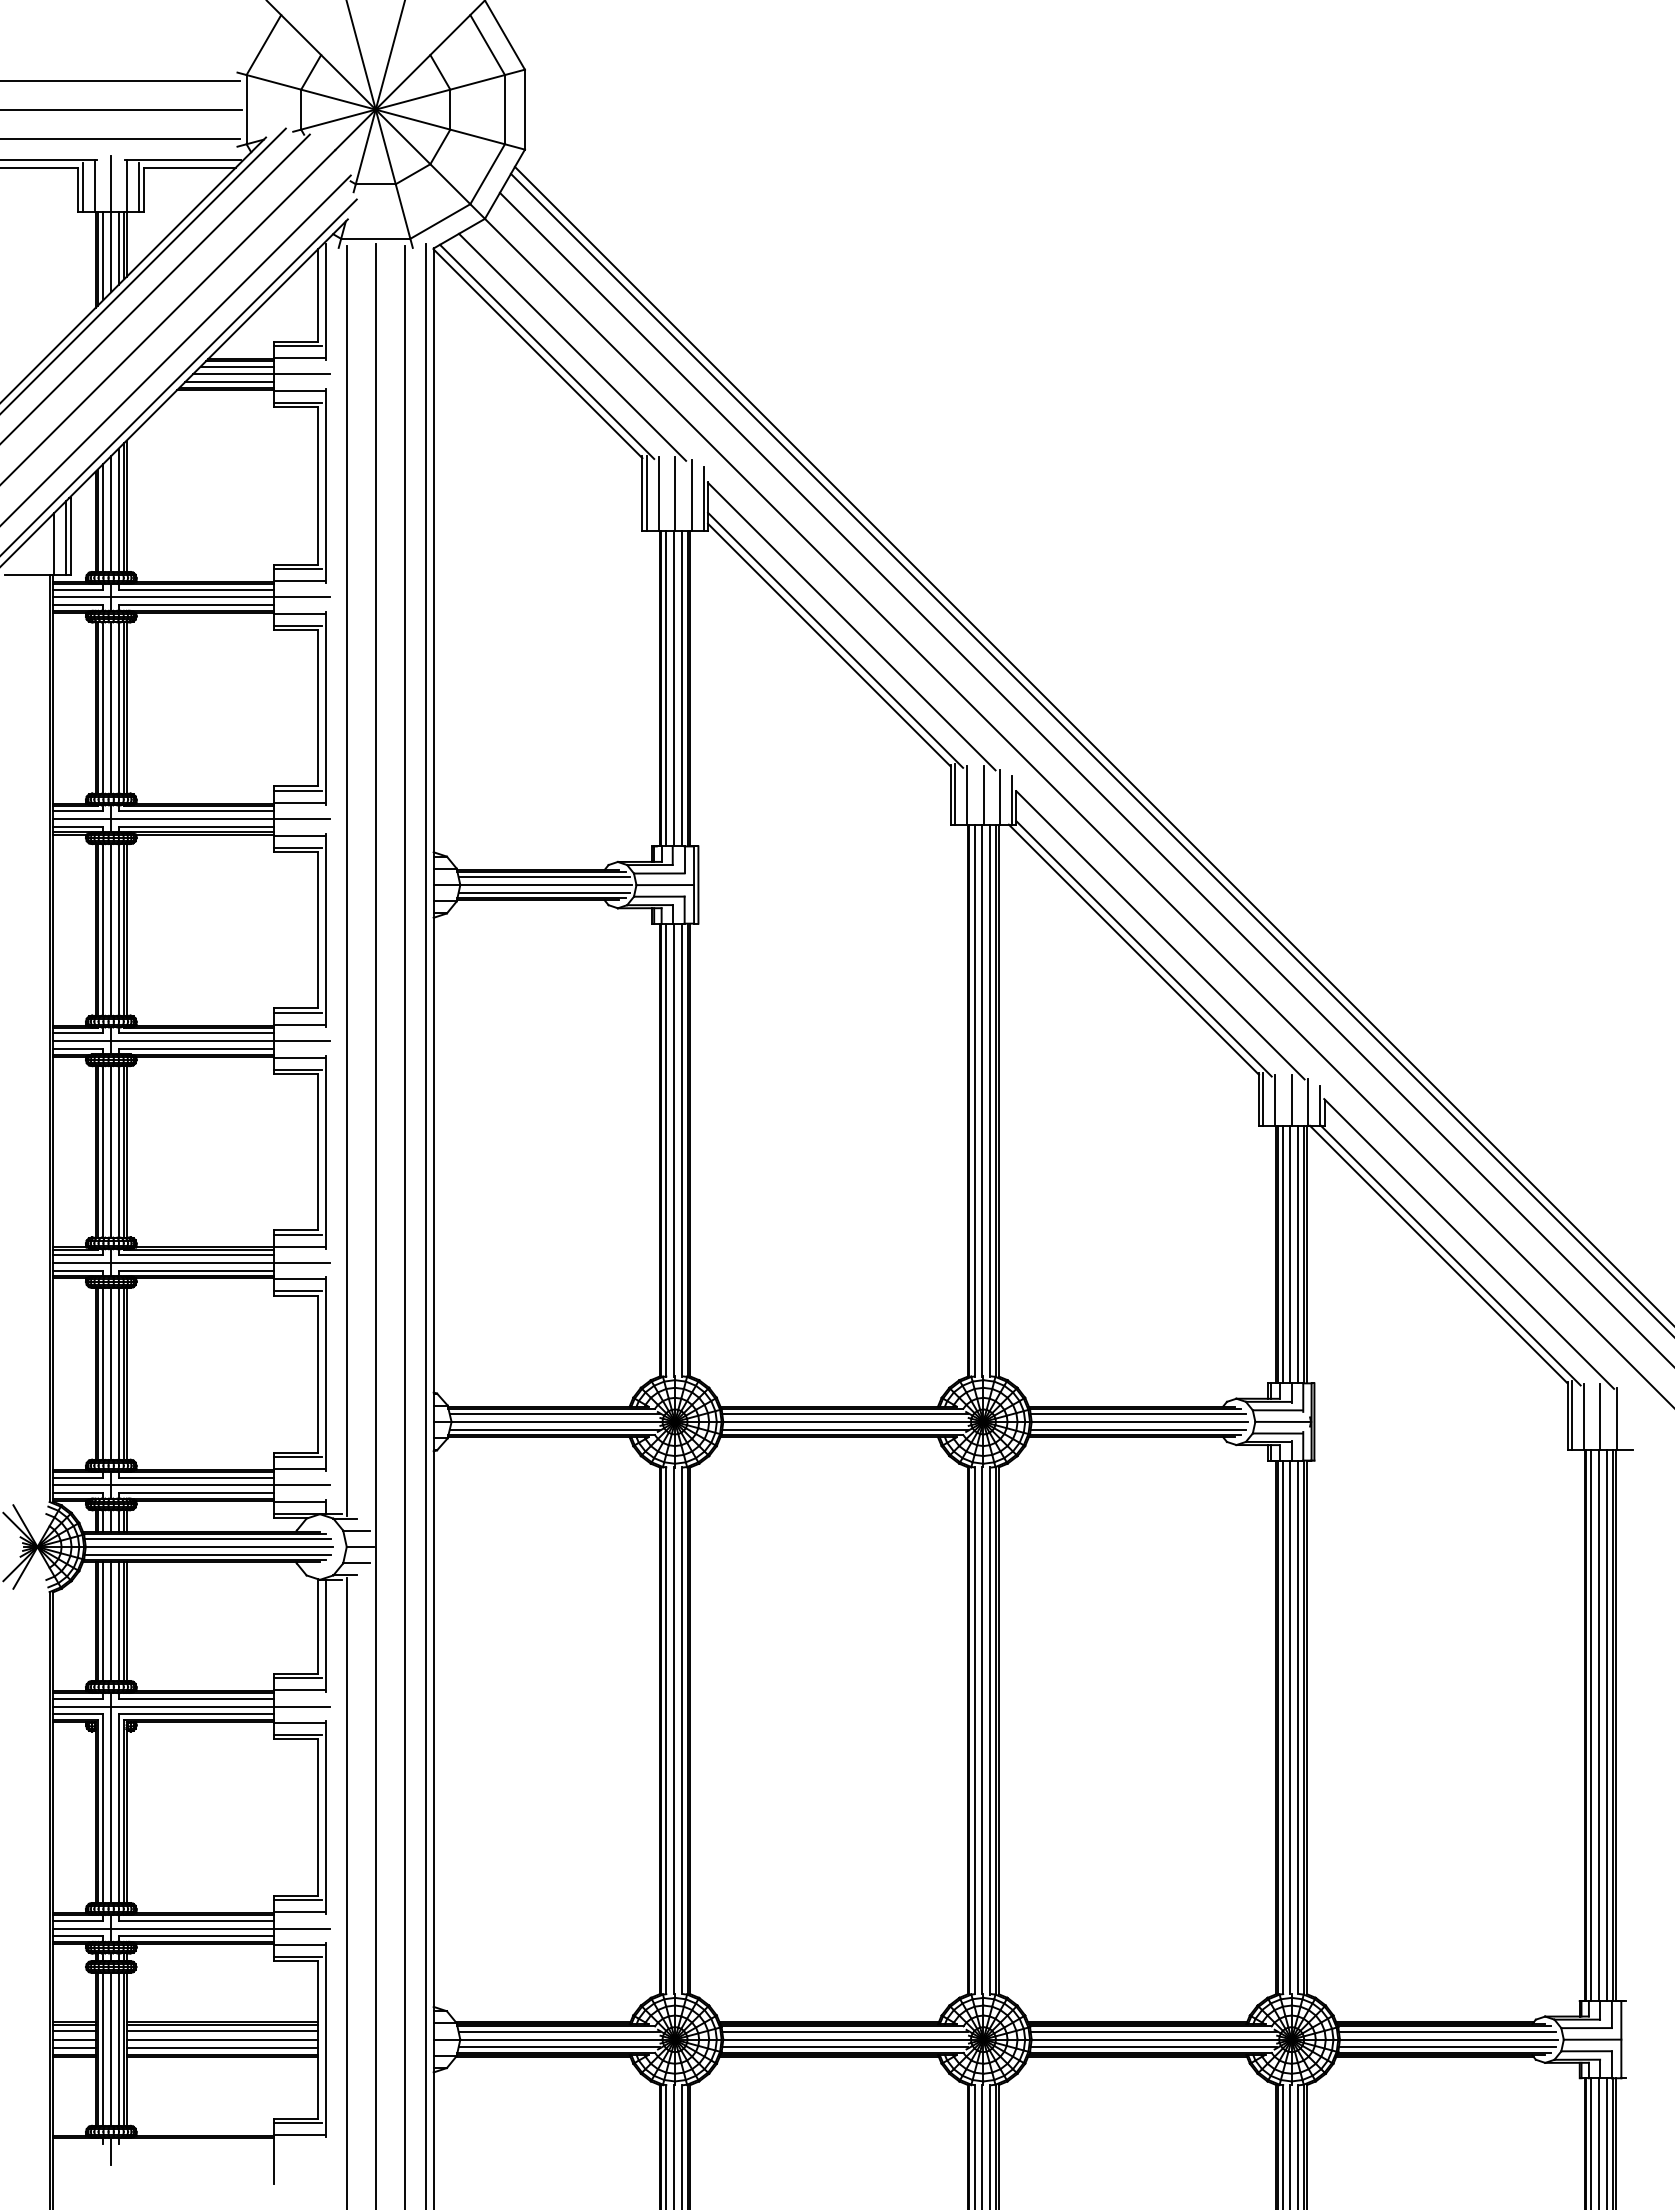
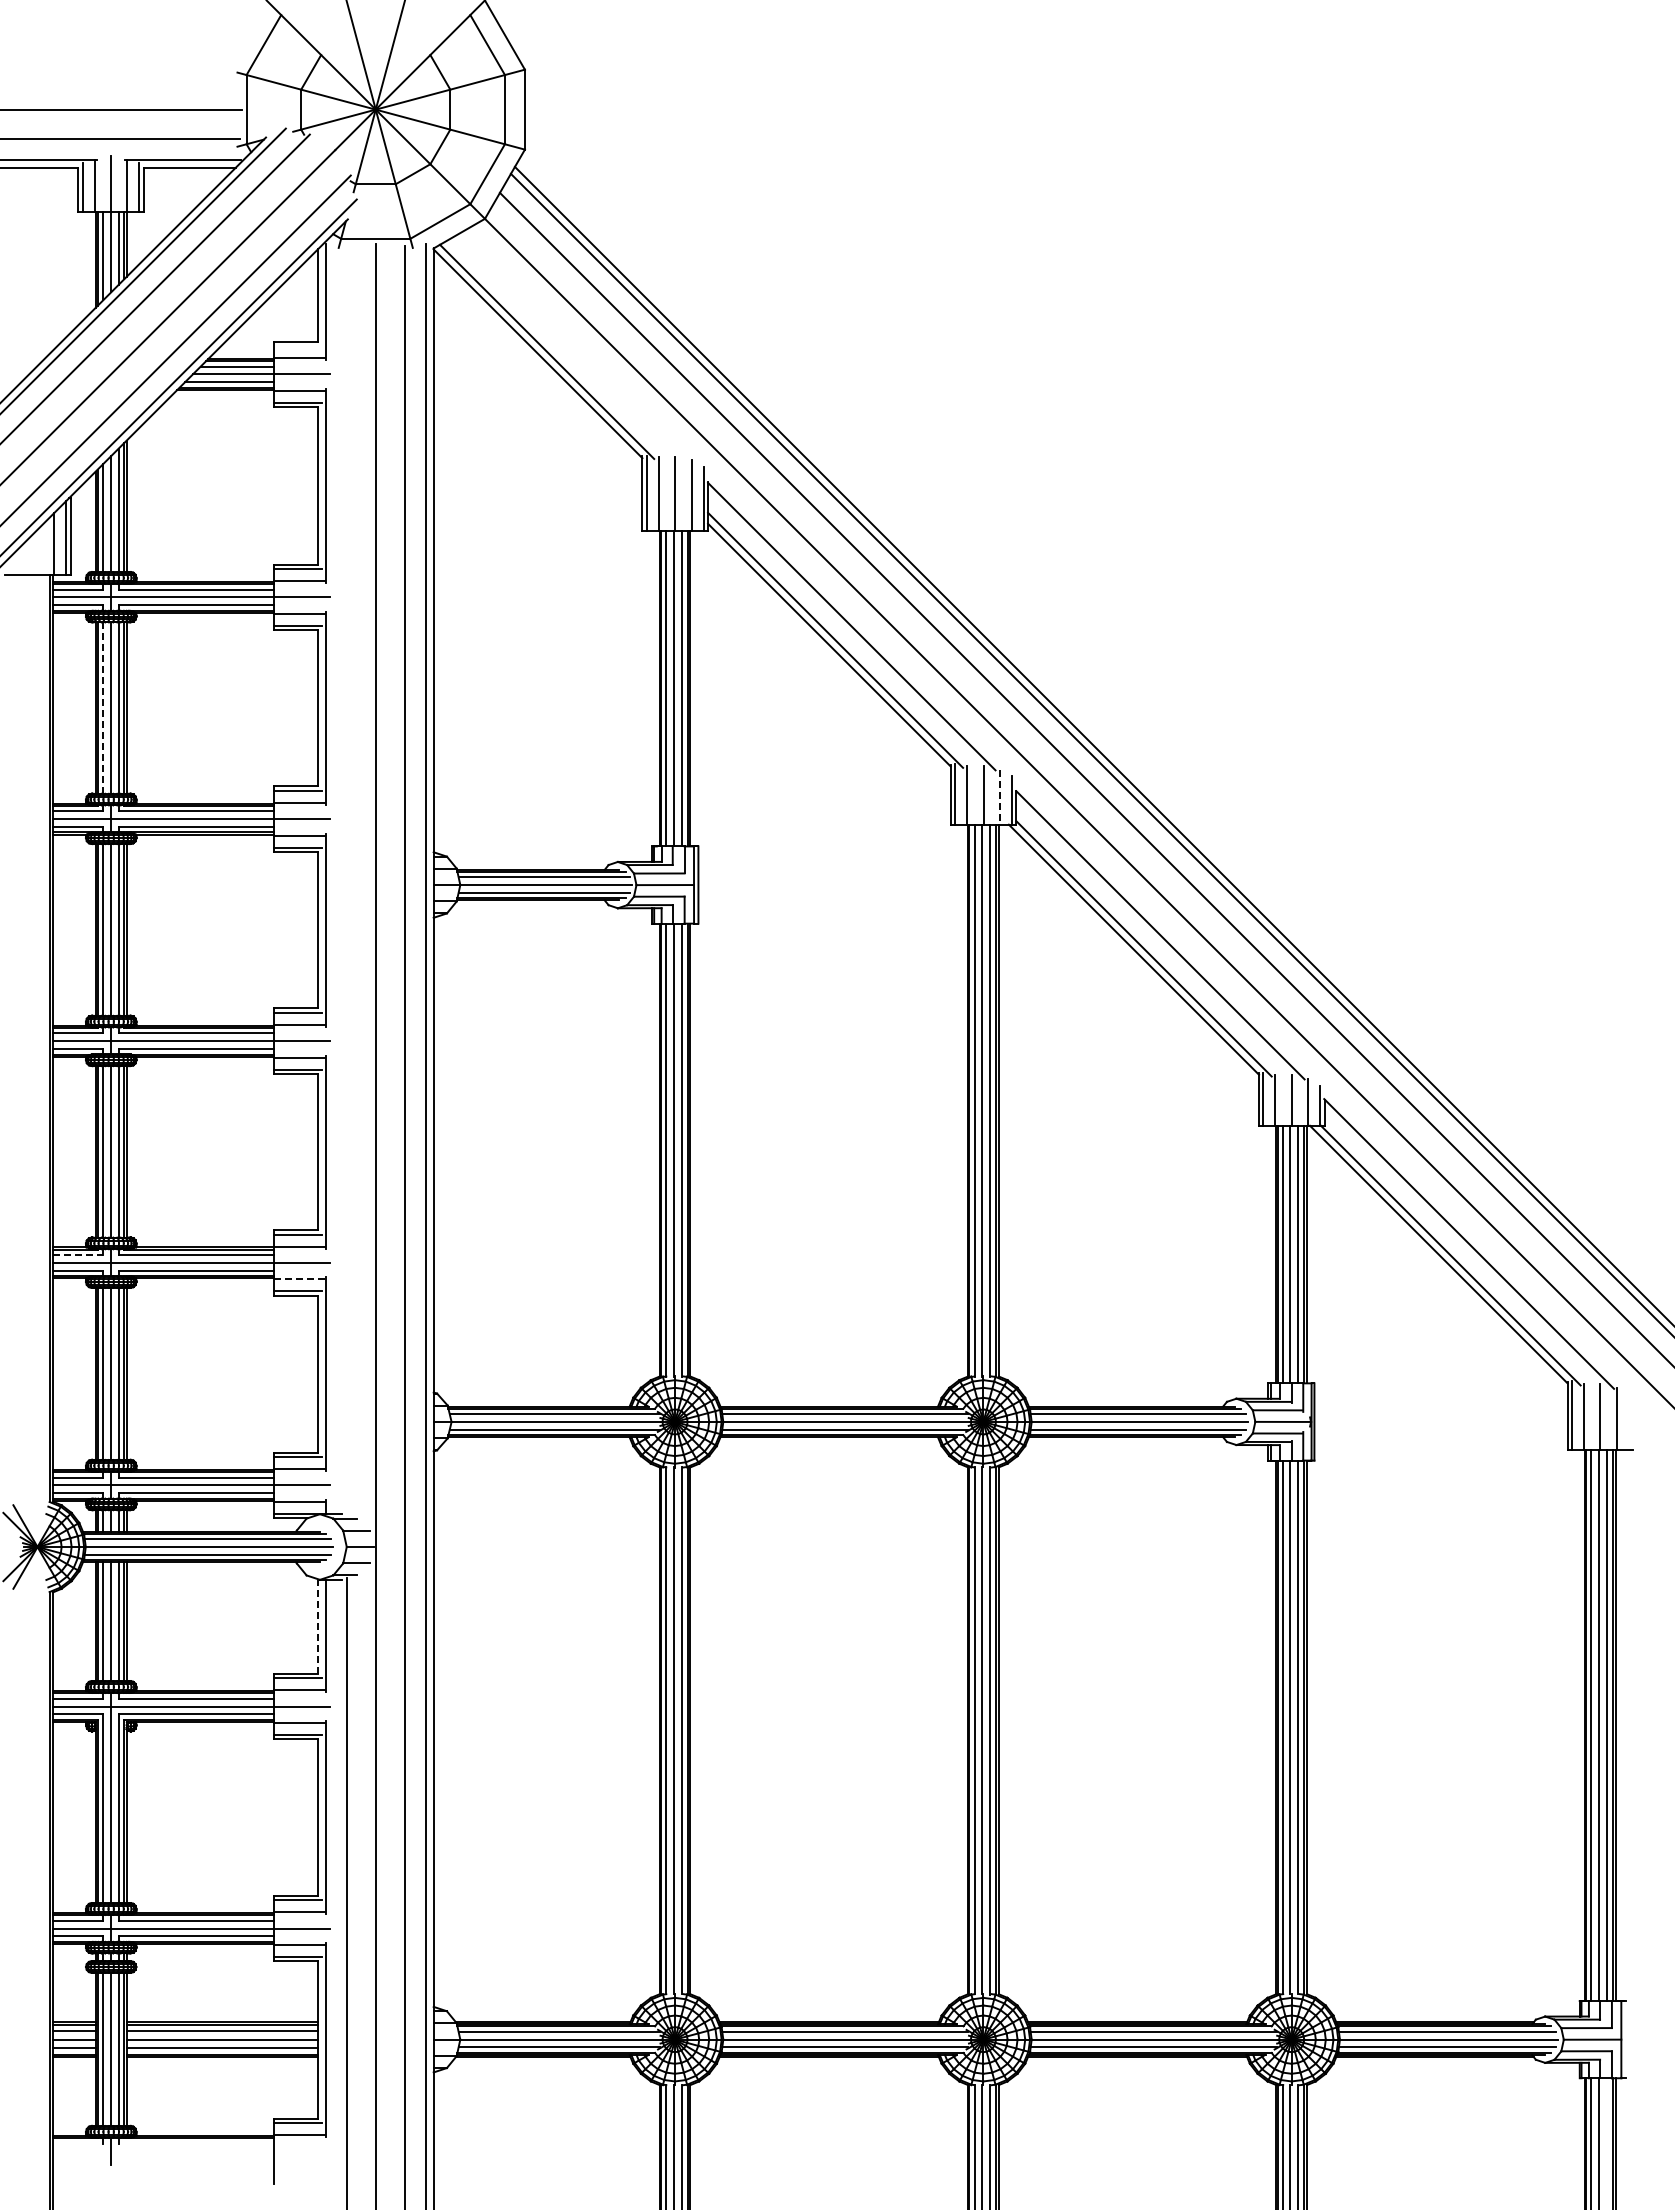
line: present -> none (120, 80)
line: present -> none (297, 346)
line: present -> none (572, 346)
line: solid -> dashed (103, 708)
line: solid -> dashed (1000, 797)
line: present -> none (346, 880)
line: solid -> dashed (78, 1255)
line: solid -> dashed (299, 1279)
line: solid -> dashed (317, 1625)
line: present -> none (1606, 2142)
